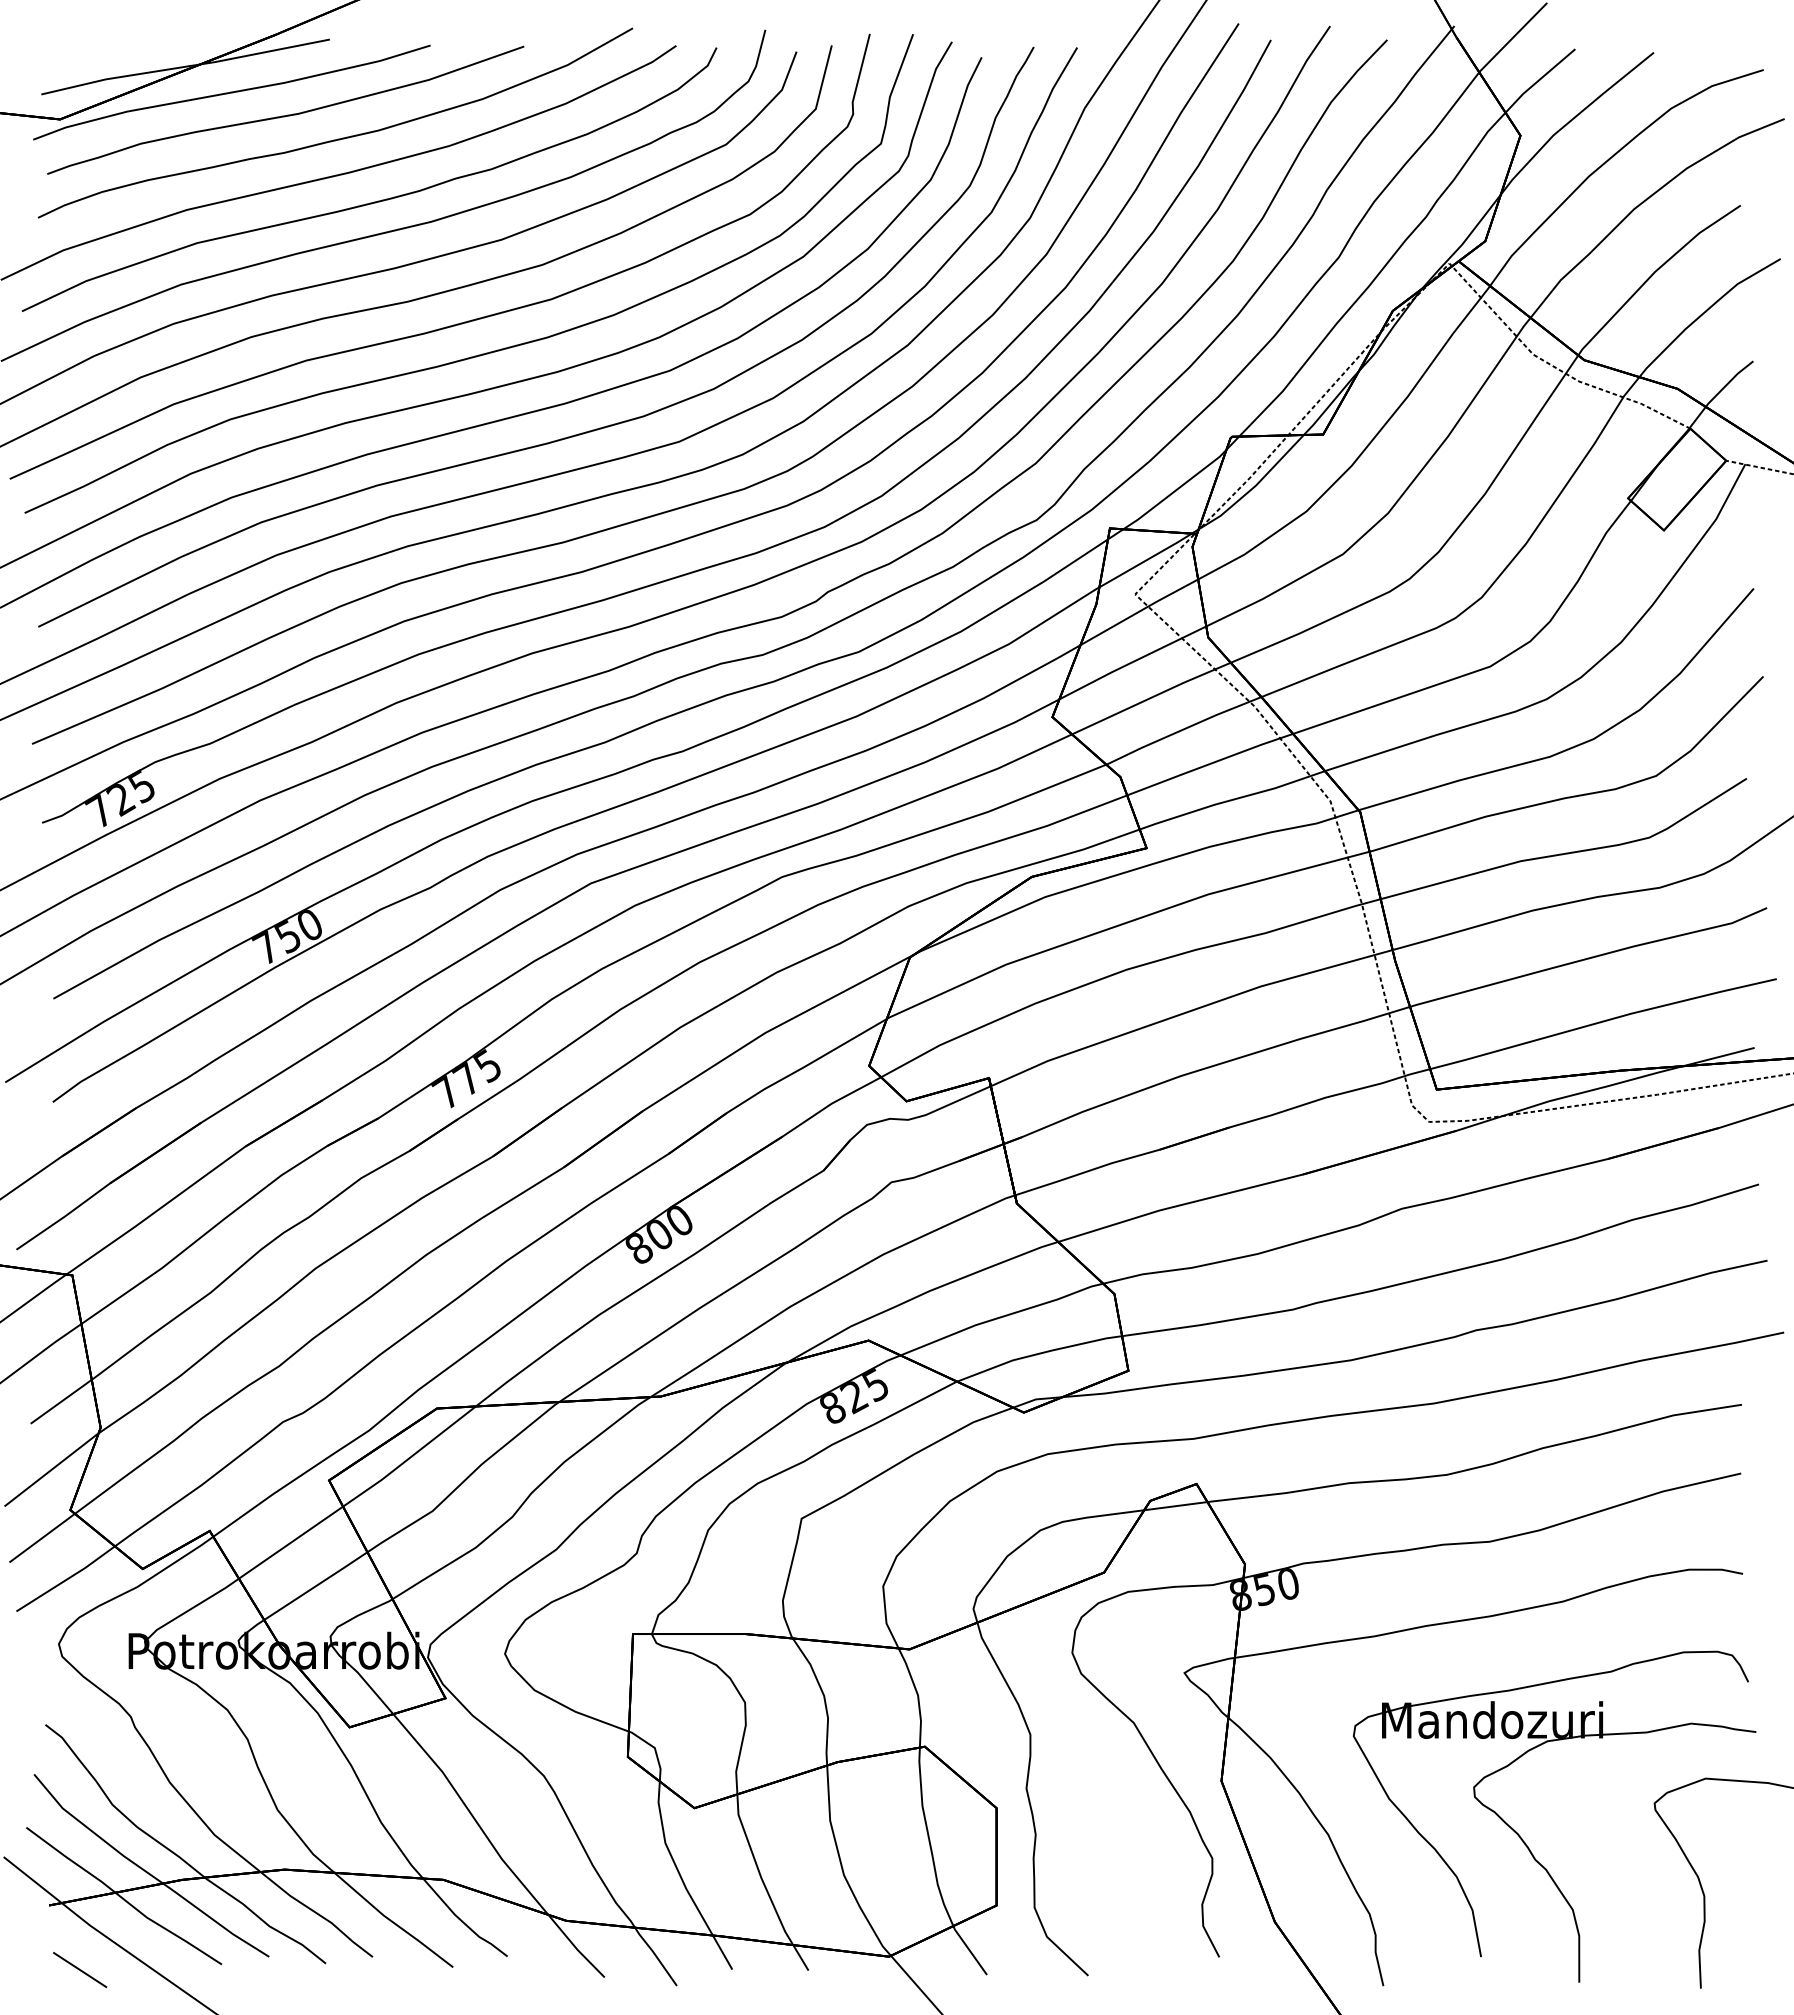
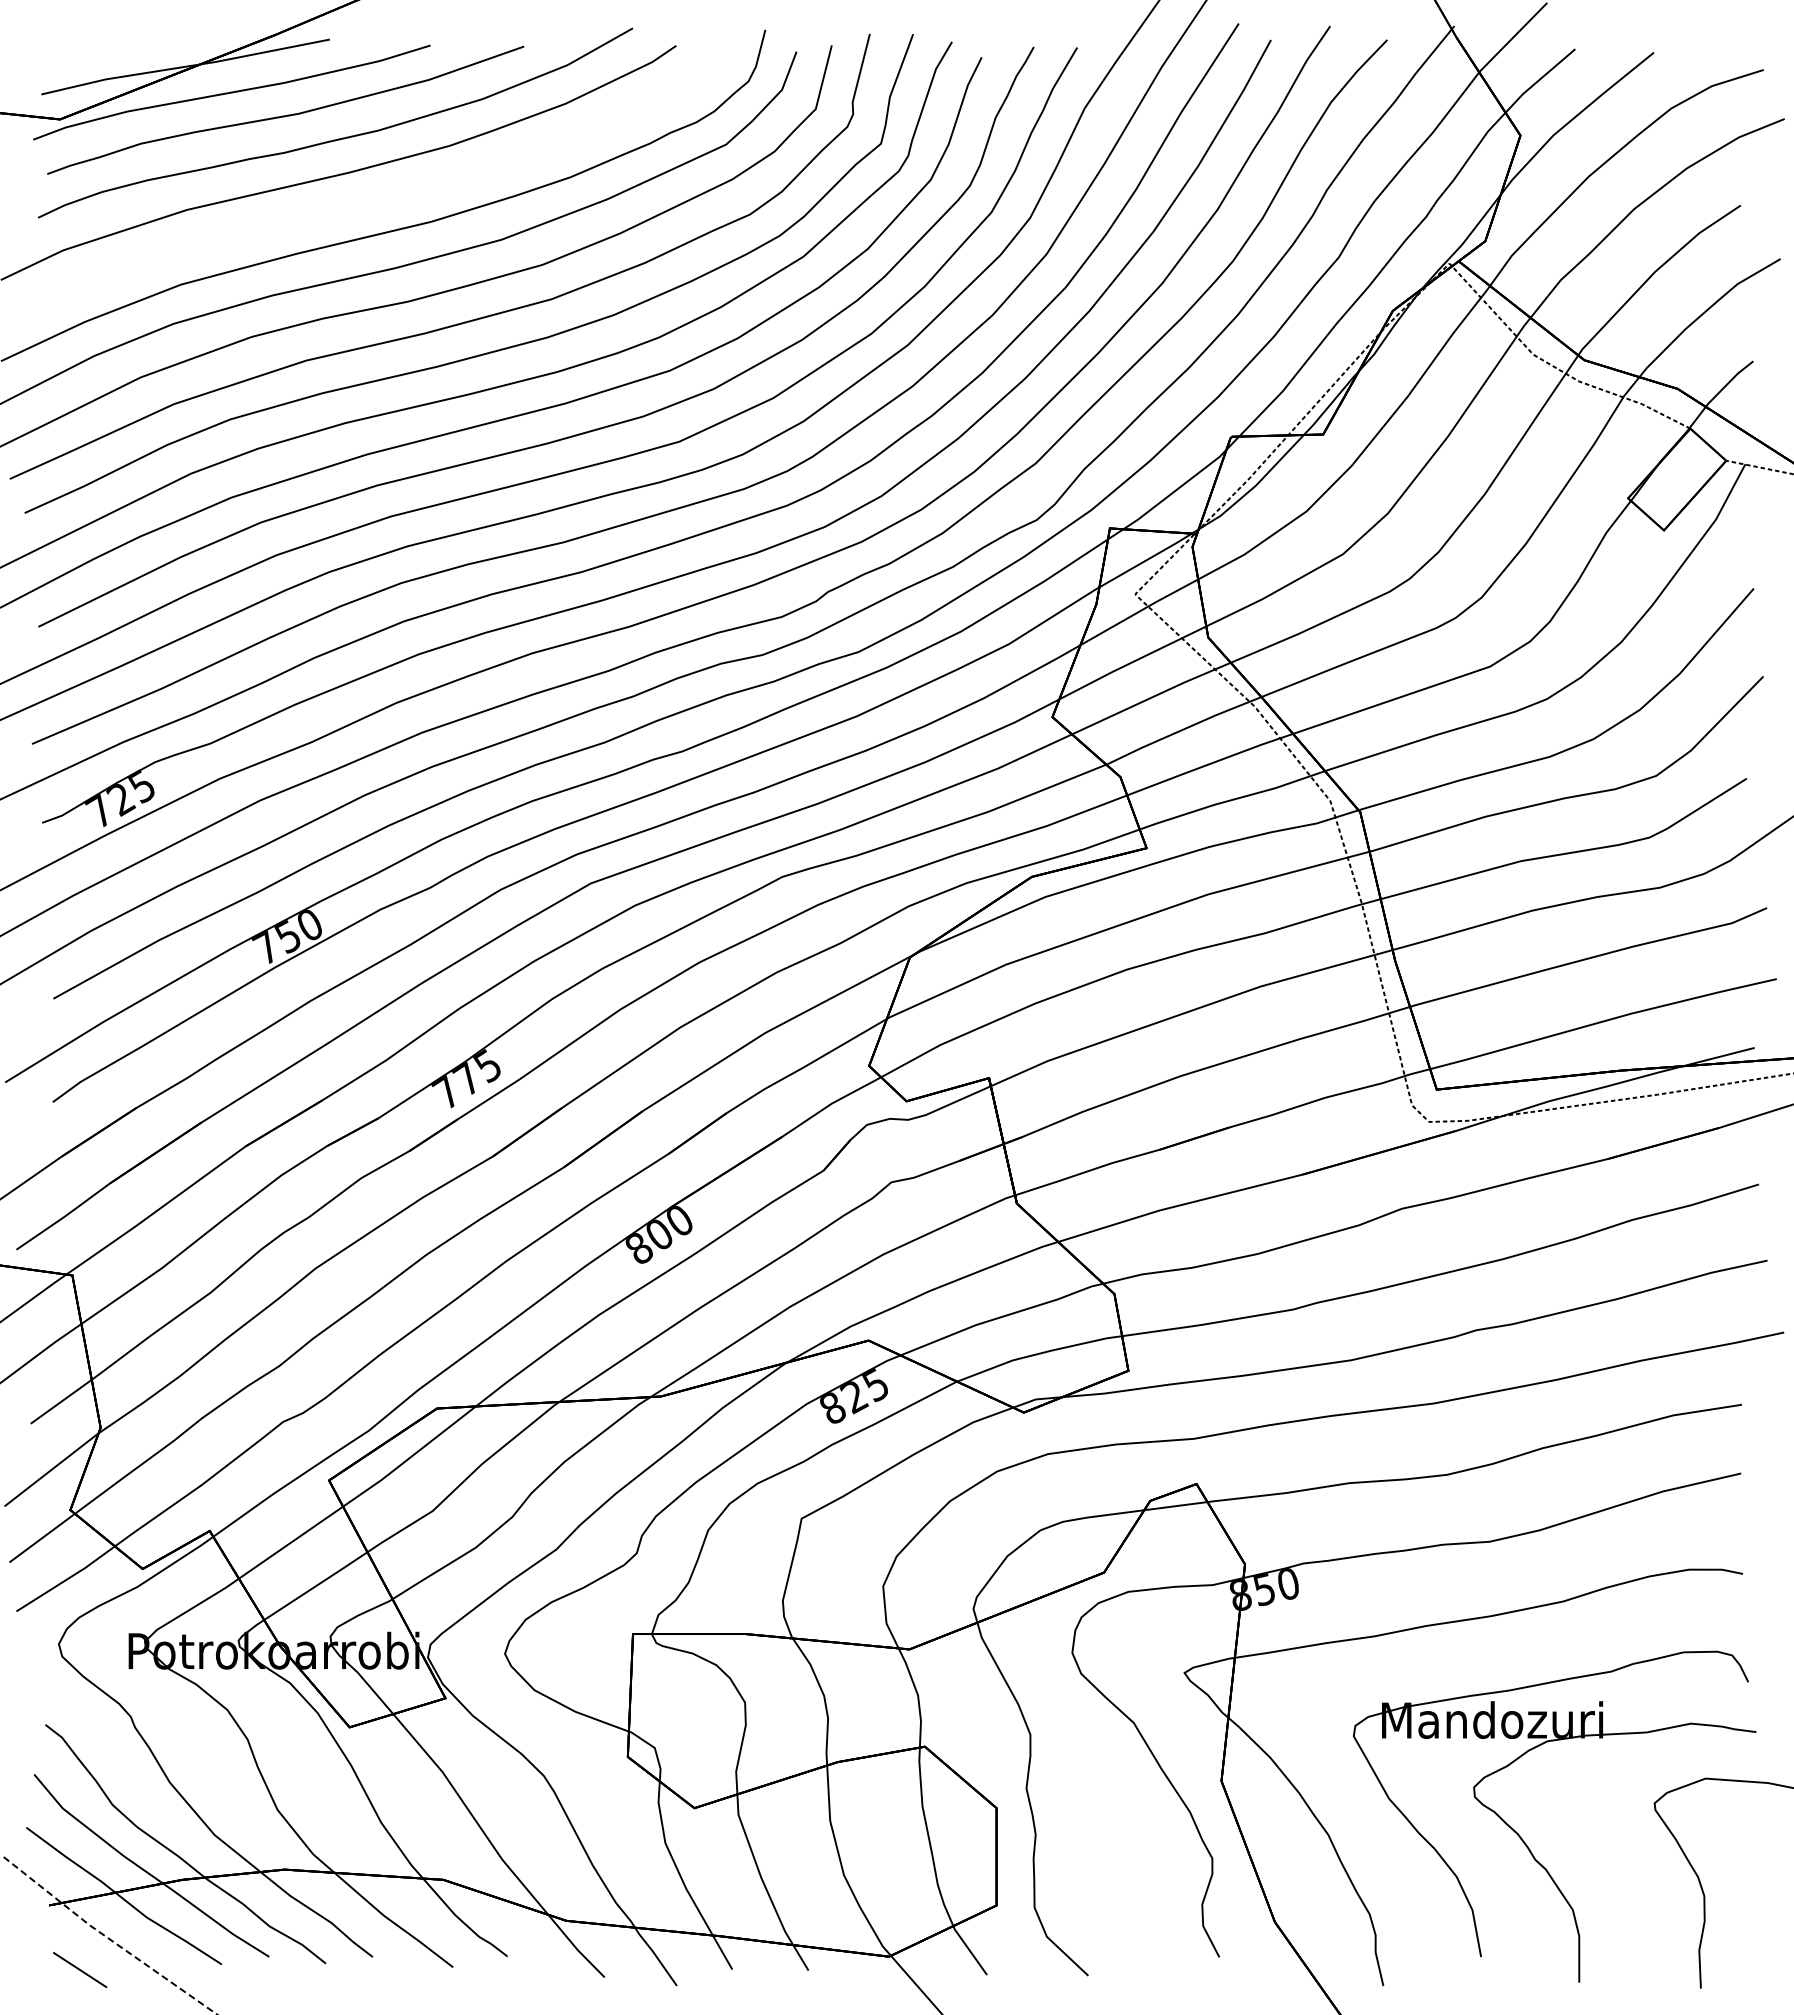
curve: present -> none (374, 201)
line: solid -> dashed (107, 1938)
